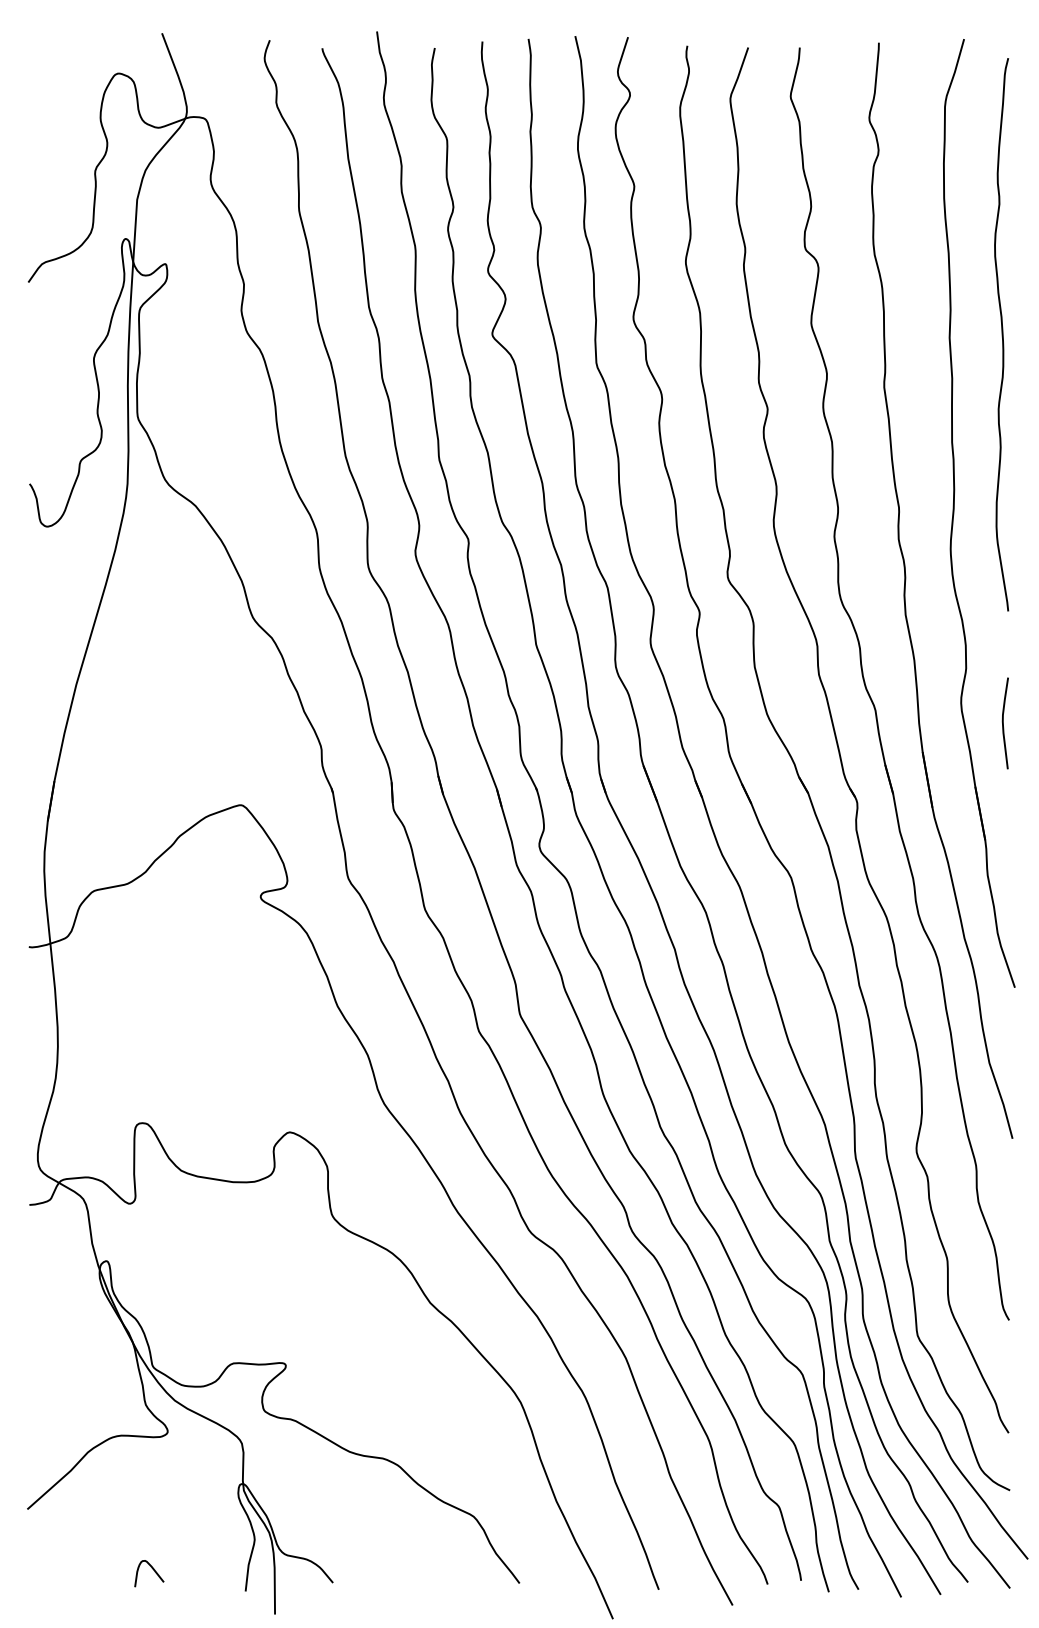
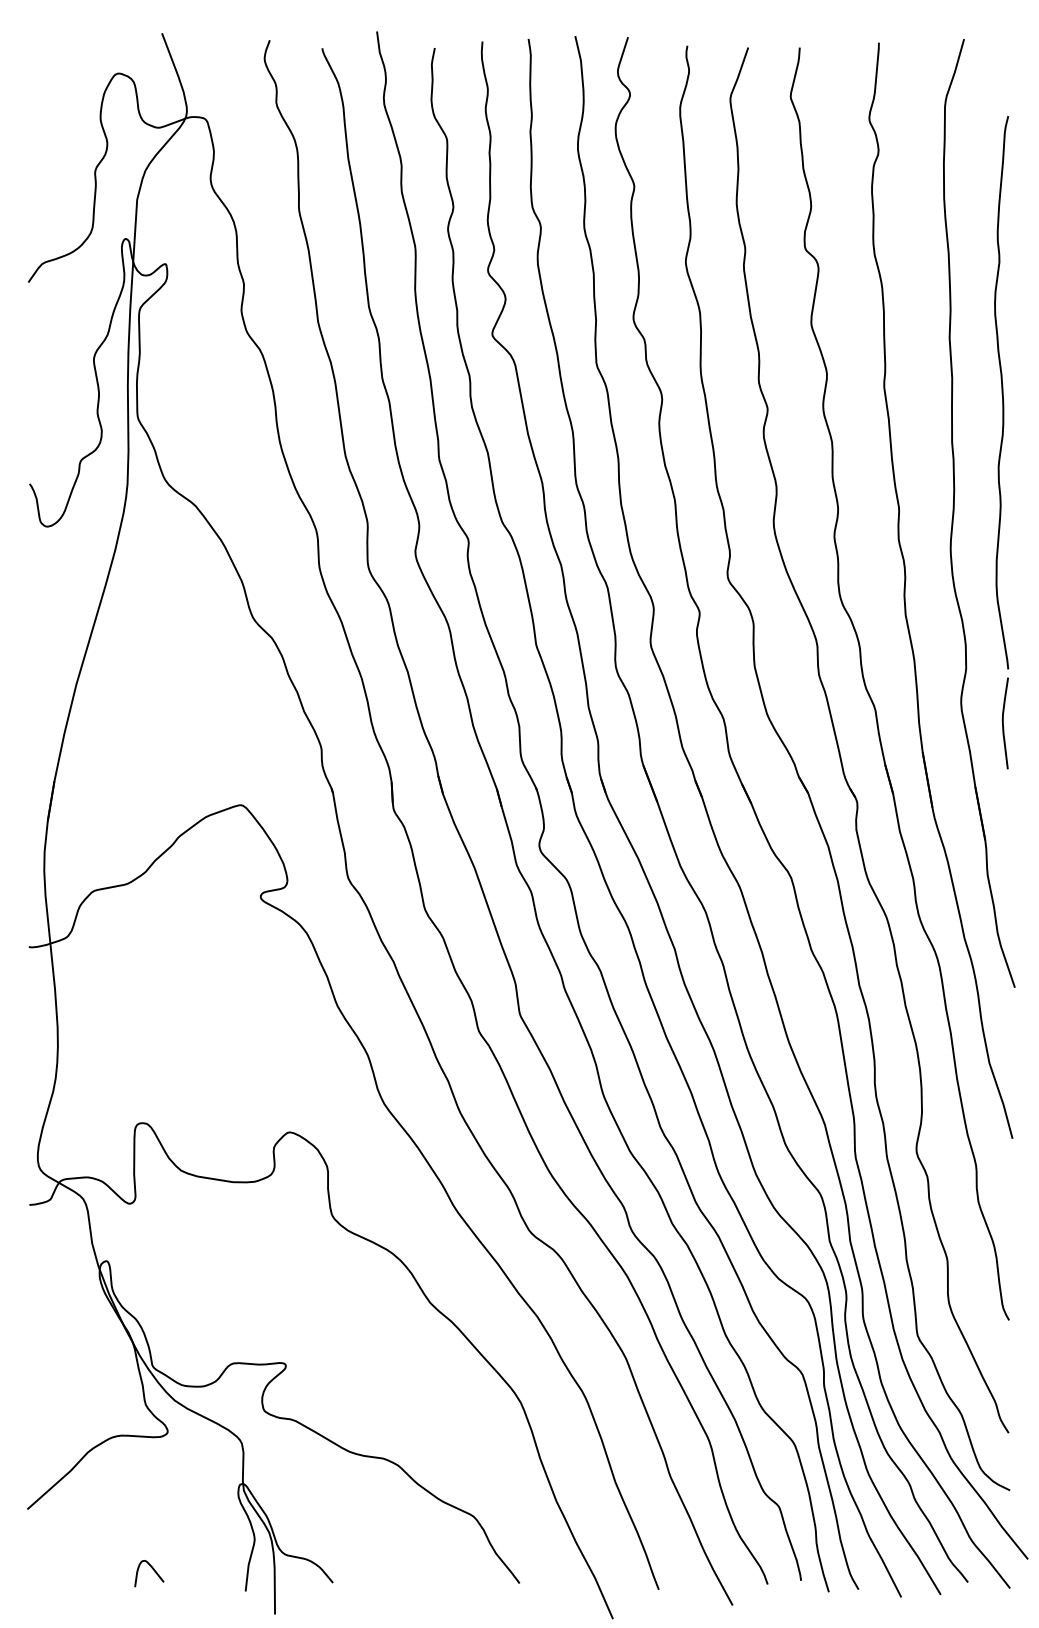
curve position: (1001, 334) -> (1001, 392) (1001, 392)
